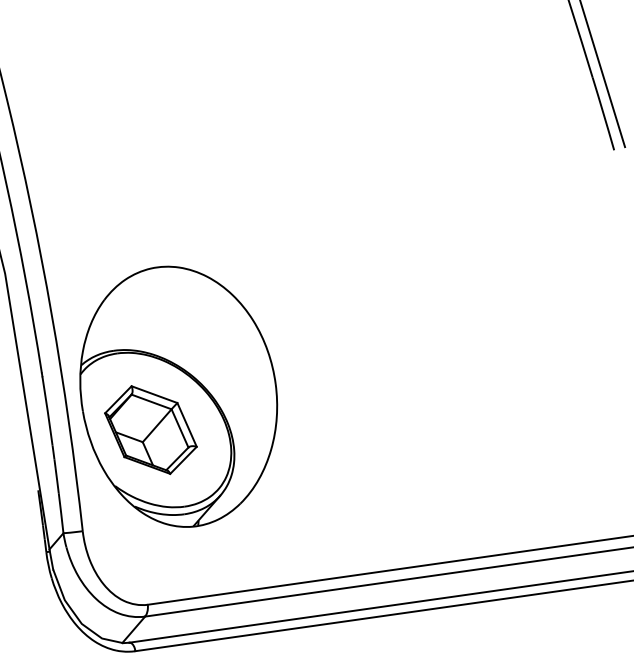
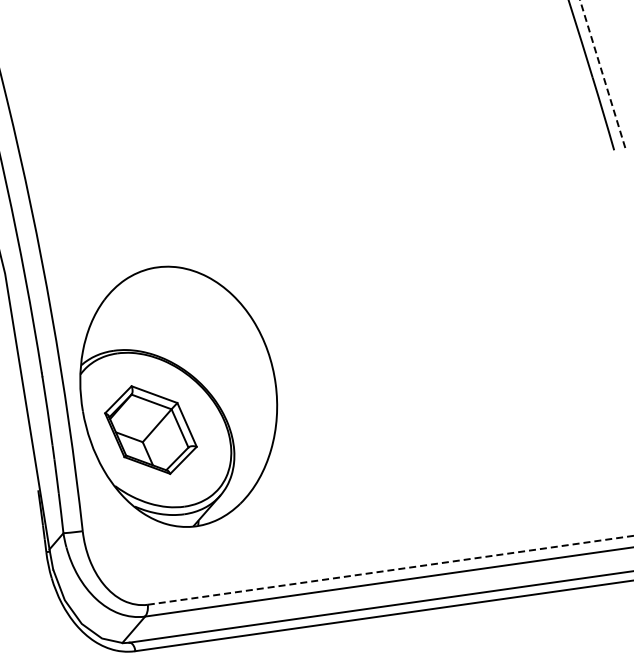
line: solid -> dashed (602, 73)
line: solid -> dashed (391, 570)
